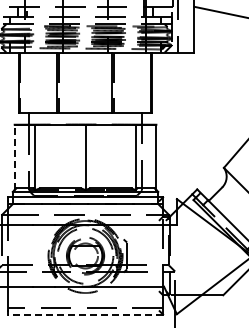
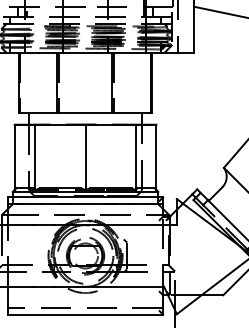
line: dashed -> solid (14, 157)
line: dashed -> solid (85, 314)
